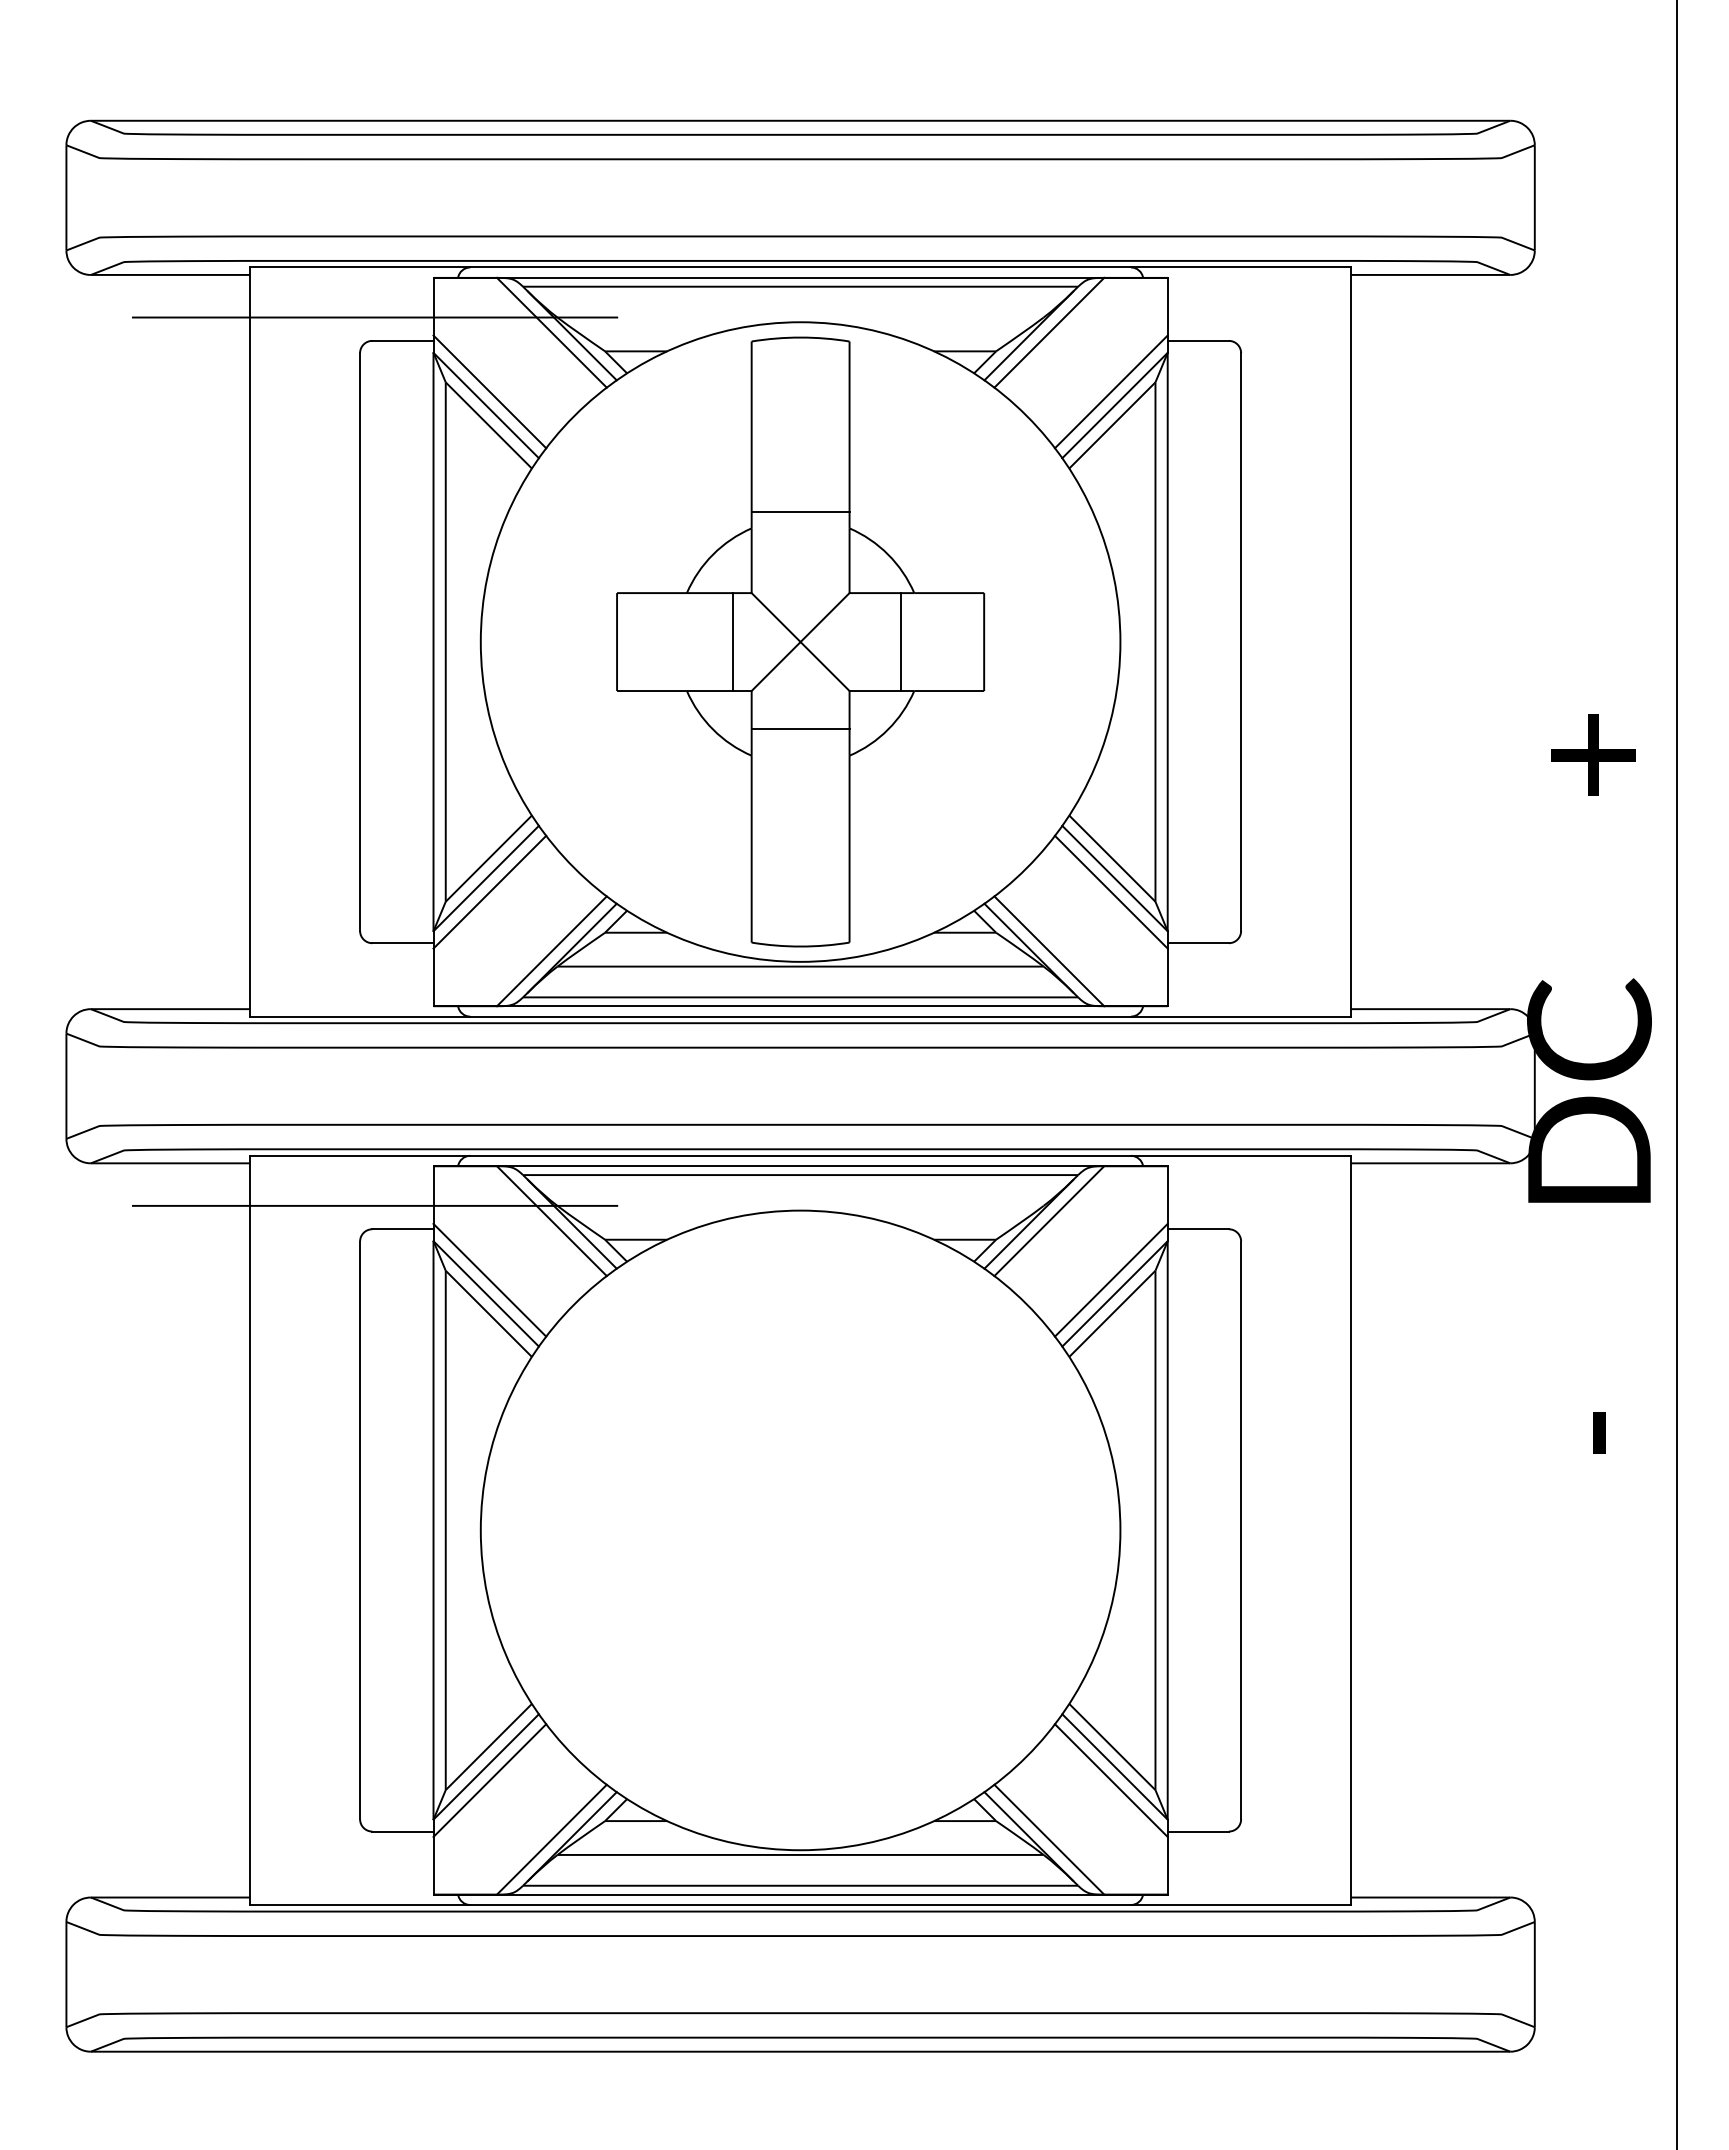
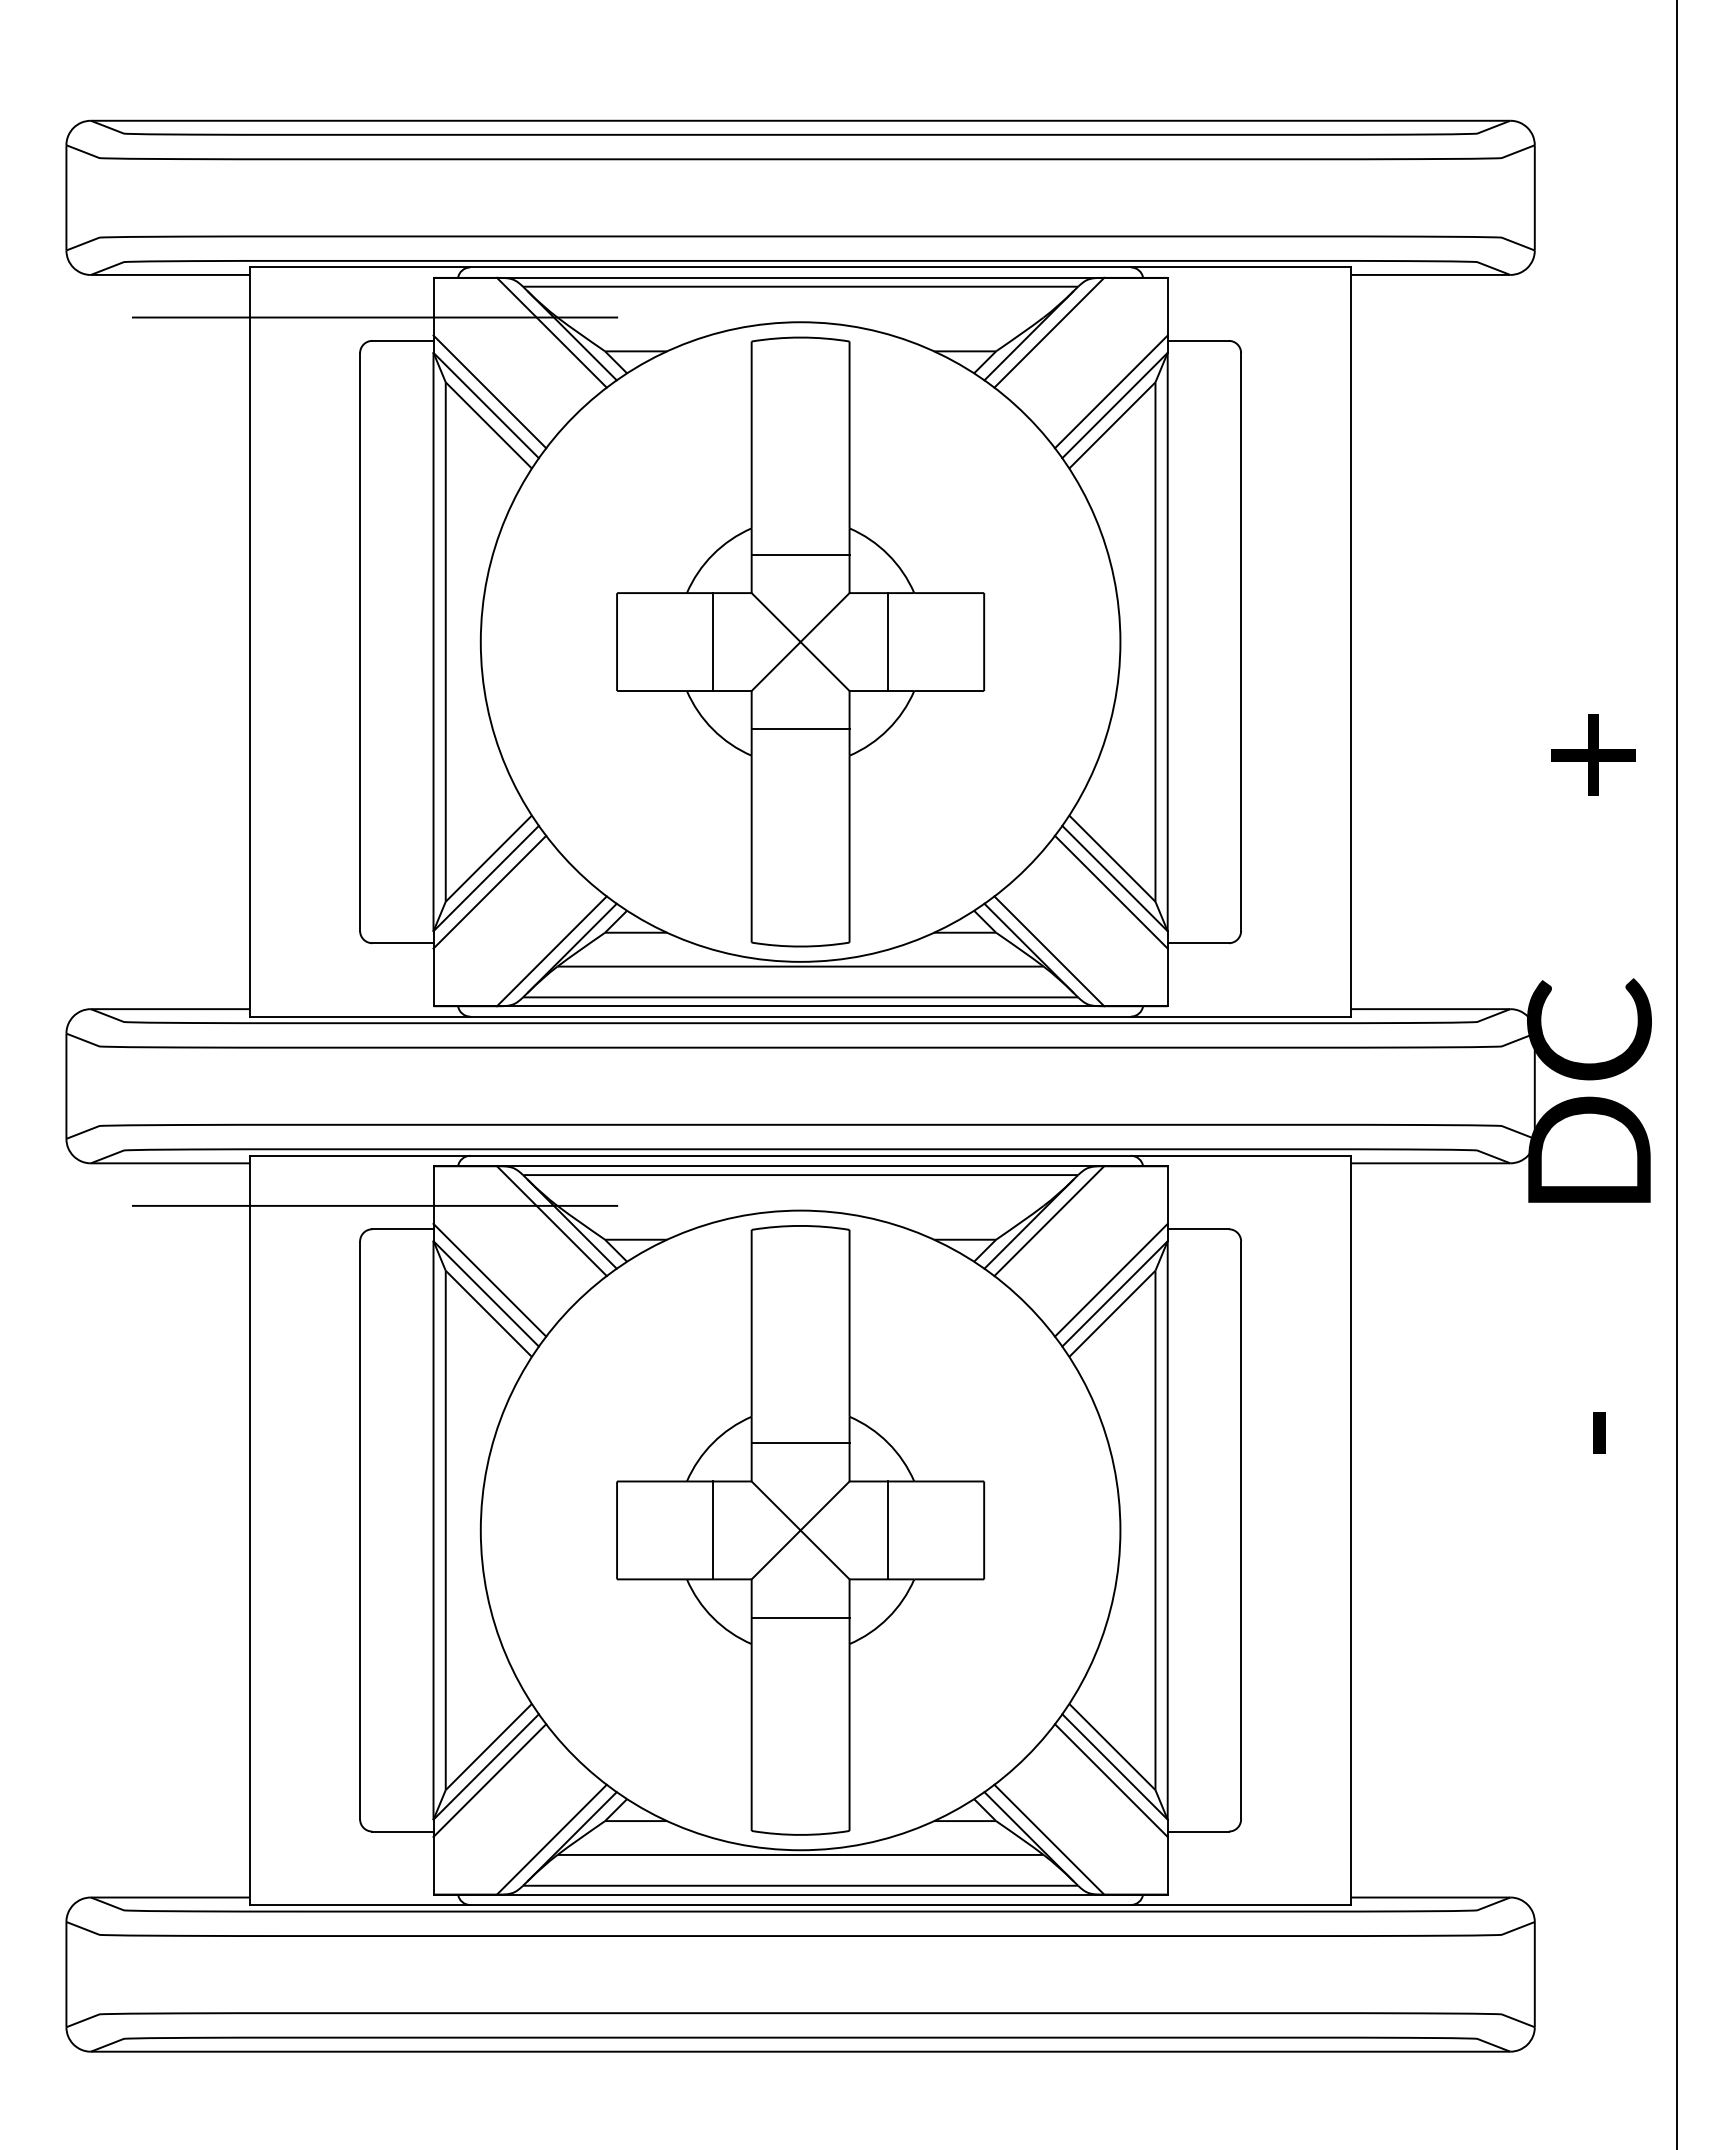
line position: (800, 511) -> (800, 554) (800, 554)
line position: (733, 642) -> (713, 642) (713, 642)
line position: (900, 642) -> (887, 642) (887, 642)
part: none -> present (800, 1530)
